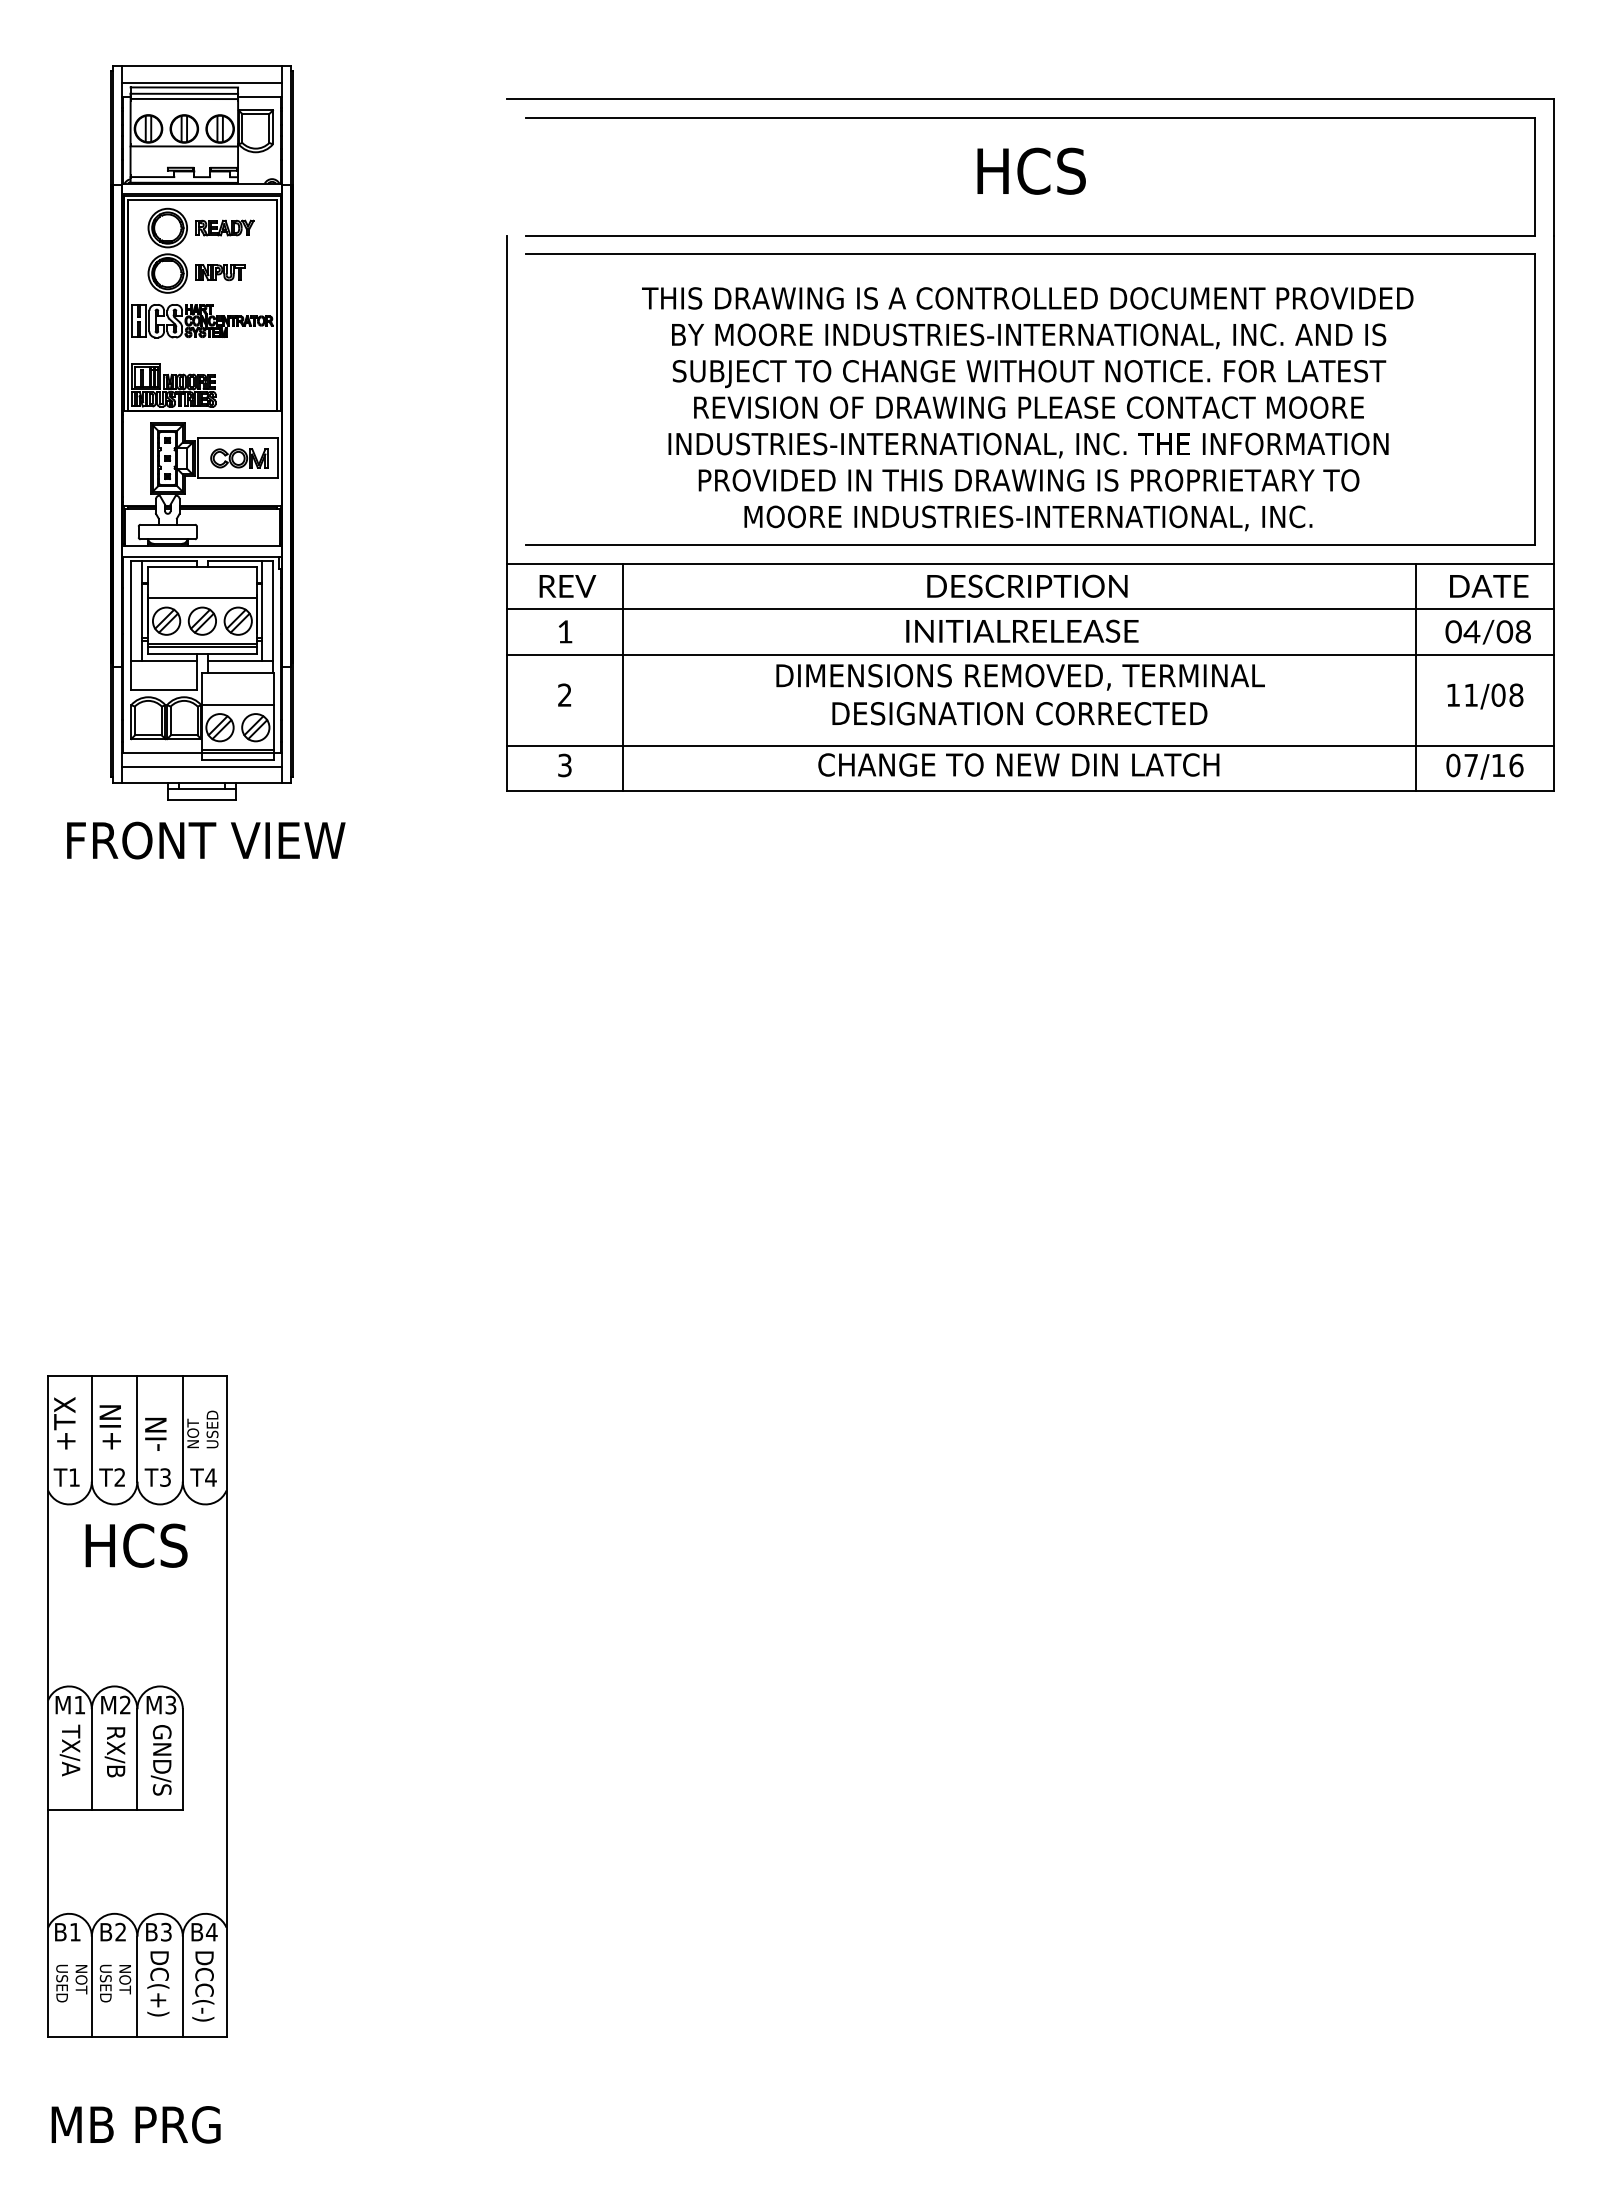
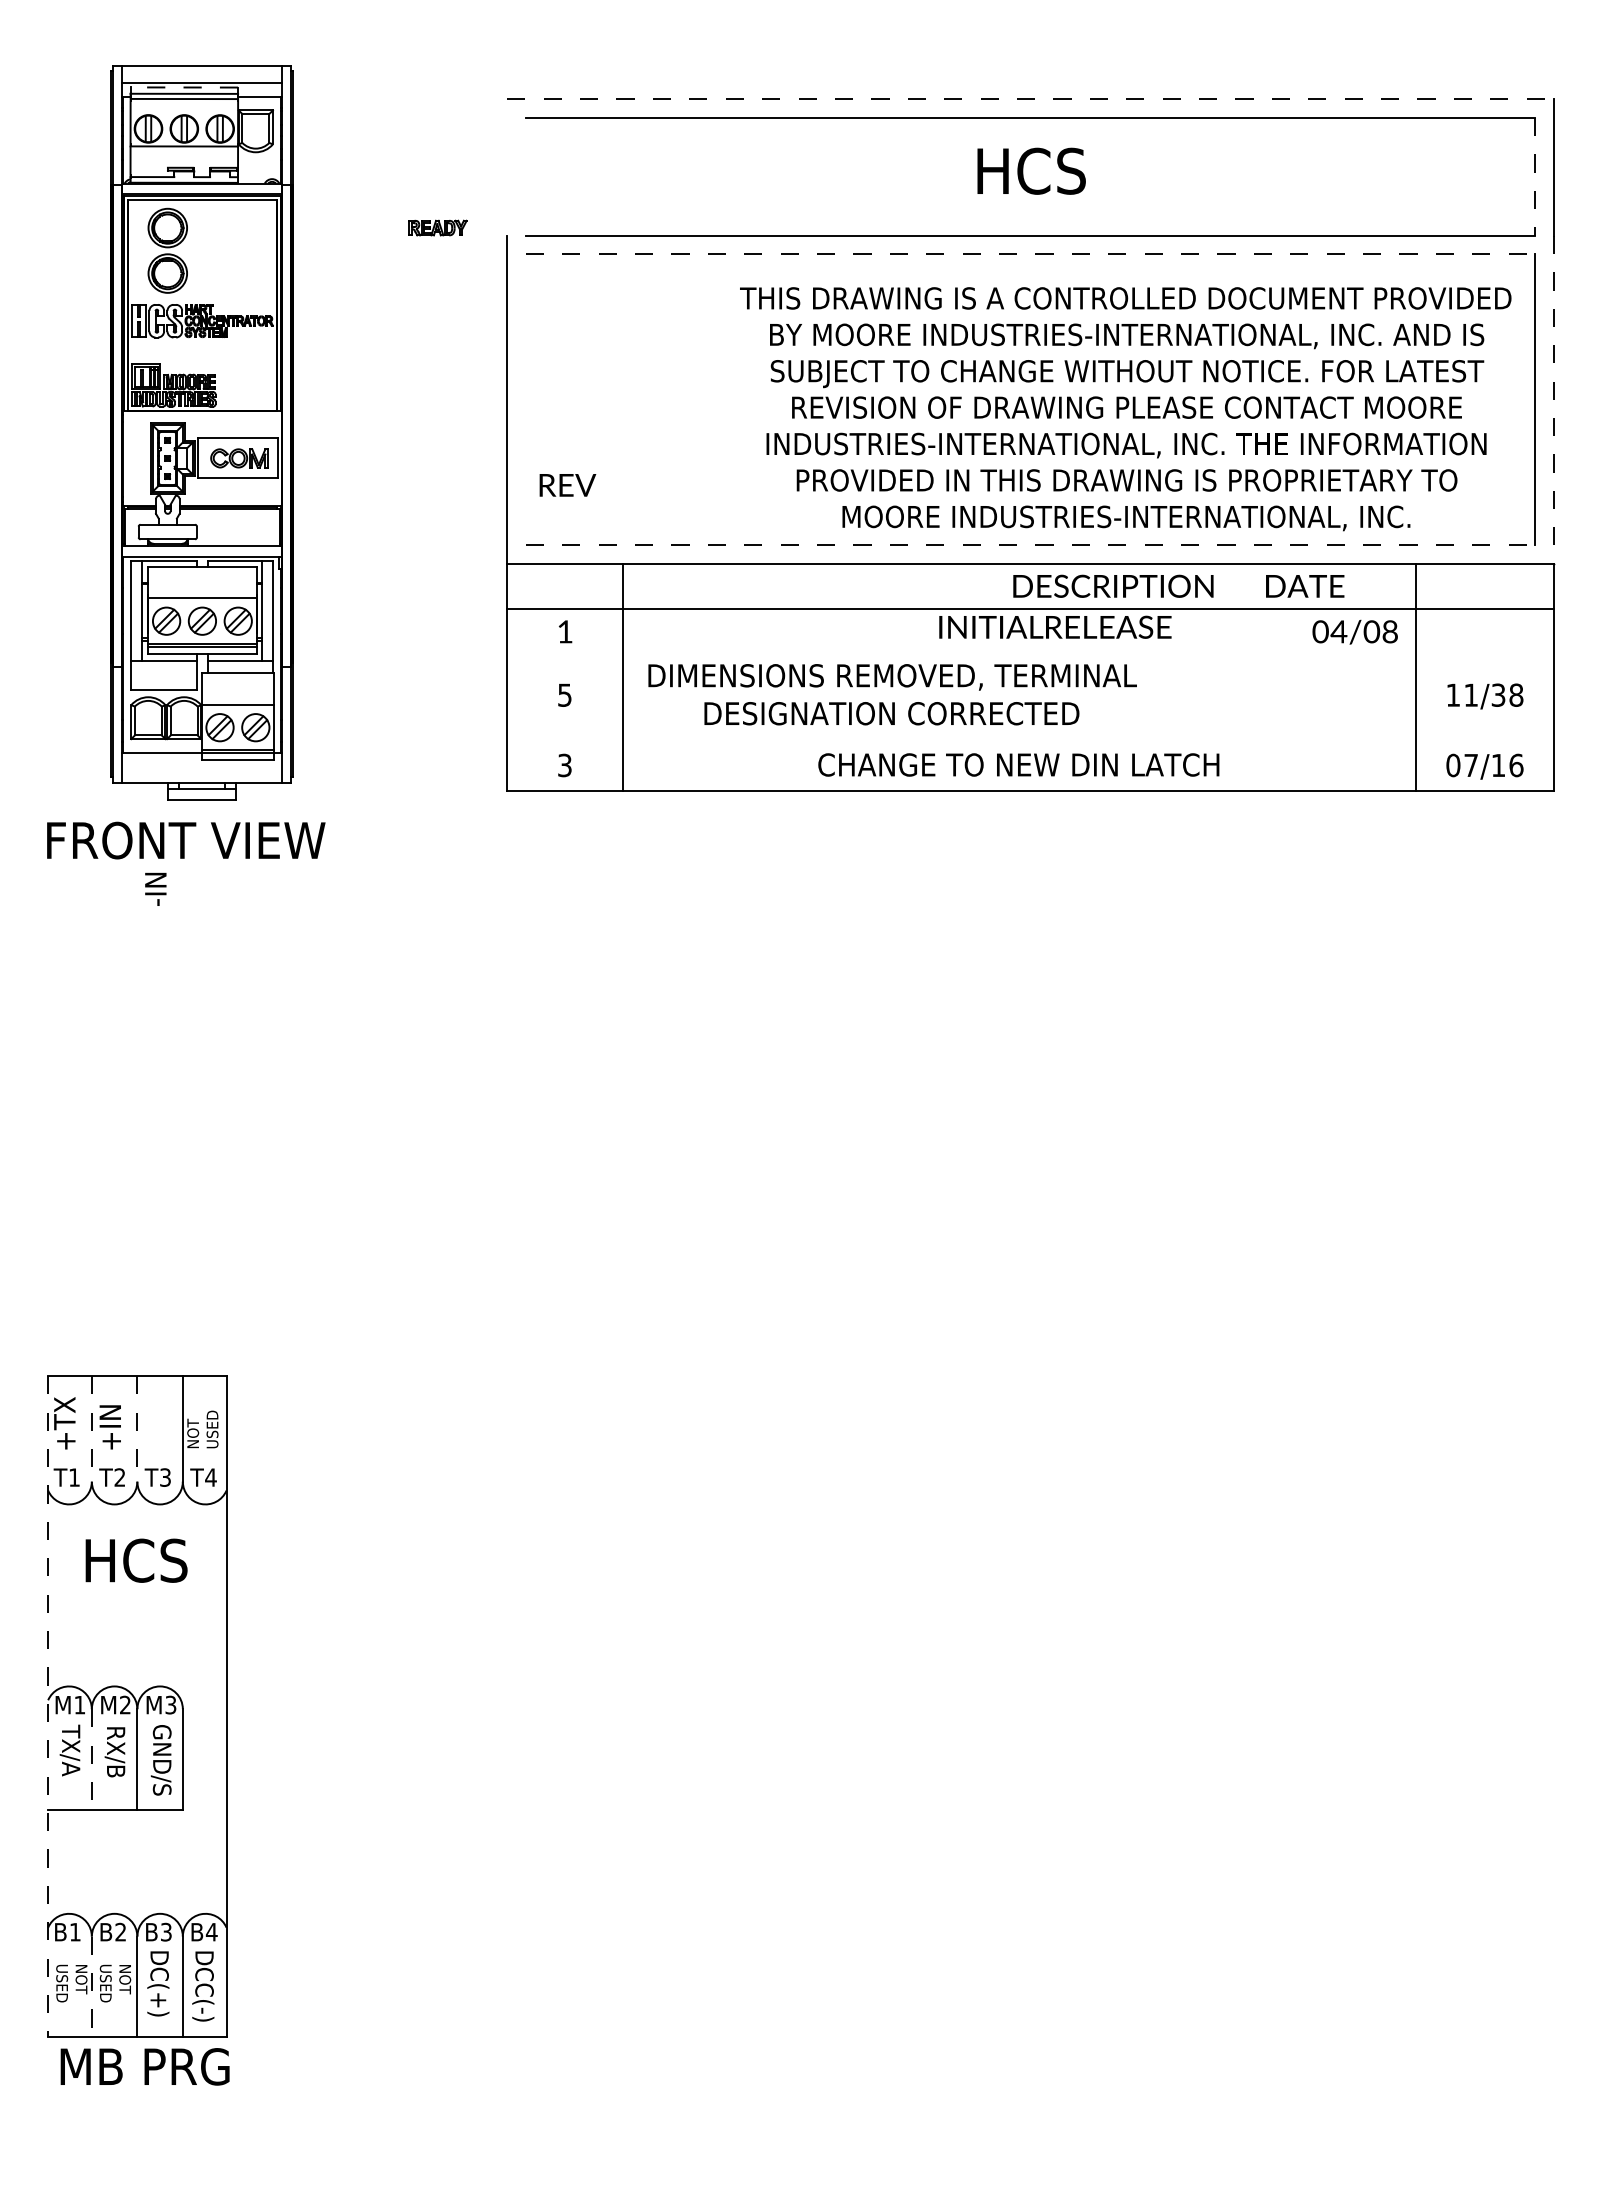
line: solid -> dashed (184, 87)
line: solid -> dashed (1031, 99)
line: solid -> dashed (1535, 177)
part position: (224, 227) -> (437, 227) (437, 227)
line: solid -> dashed (1030, 254)
part: present -> none (220, 272)
line: solid -> dashed (1553, 399)
text position: (1027, 409) -> (1125, 409) (1125, 409)
line: solid -> dashed (1030, 545)
text position: (1027, 585) -> (1113, 585) (1113, 585)
text position: (567, 586) -> (567, 485) (567, 485)
text position: (1489, 586) -> (1305, 586) (1305, 586)
text position: (1022, 630) -> (1055, 626) (1055, 626)
text position: (1487, 631) -> (1354, 631) (1354, 631)
line: present -> none (1030, 654)
text: 2 -> 5 (564, 694)
text position: (1020, 694) -> (892, 694) (892, 694)
text: 11/08 -> 11/38 (1498, 694)
line: present -> none (1030, 745)
line: present -> none (201, 766)
text position: (206, 840) -> (186, 840) (186, 840)
line: solid -> dashed (91, 1428)
line: solid -> dashed (137, 1428)
text position: (155, 1433) -> (155, 888) (155, 888)
text position: (136, 1545) -> (136, 1560) (136, 1560)
line: solid -> dashed (48, 1707)
line: solid -> dashed (91, 1759)
line: solid -> dashed (91, 1987)
text position: (135, 2124) -> (144, 2066) (144, 2066)
